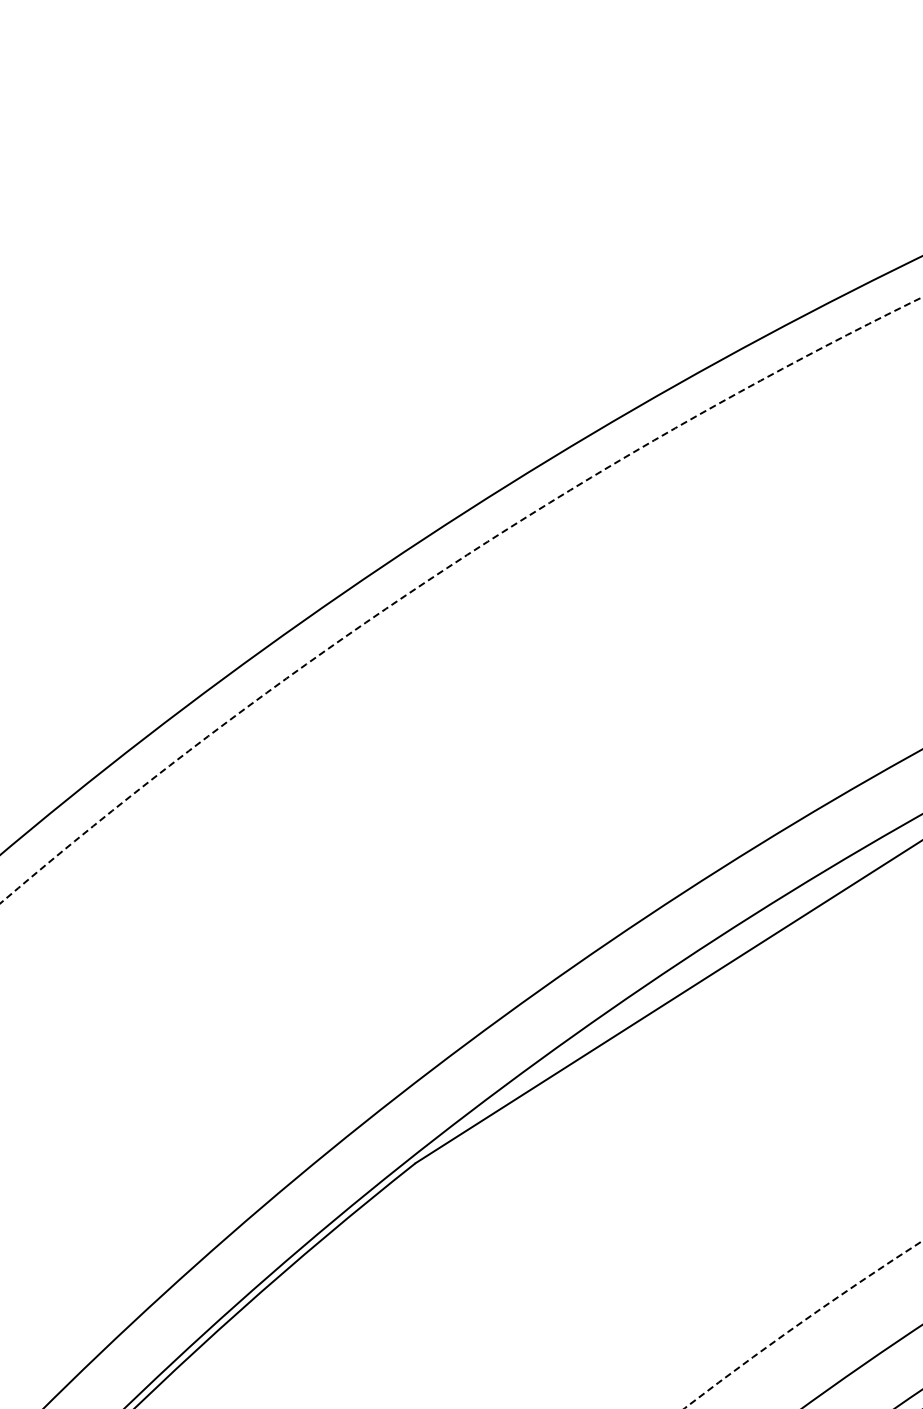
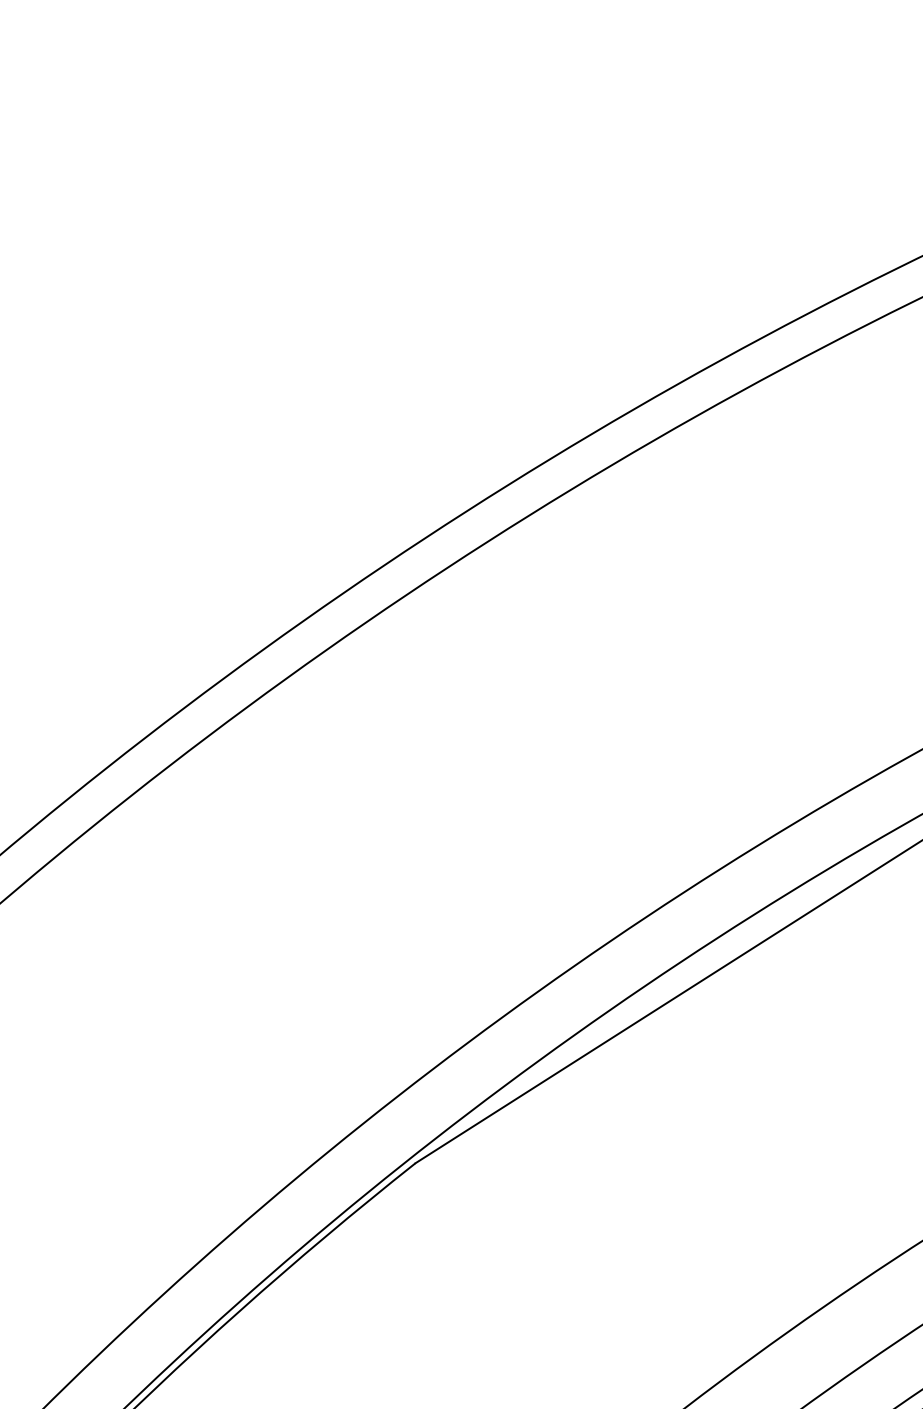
arc: dashed -> solid (441, 571)
circle: dashed -> solid (802, 1324)
